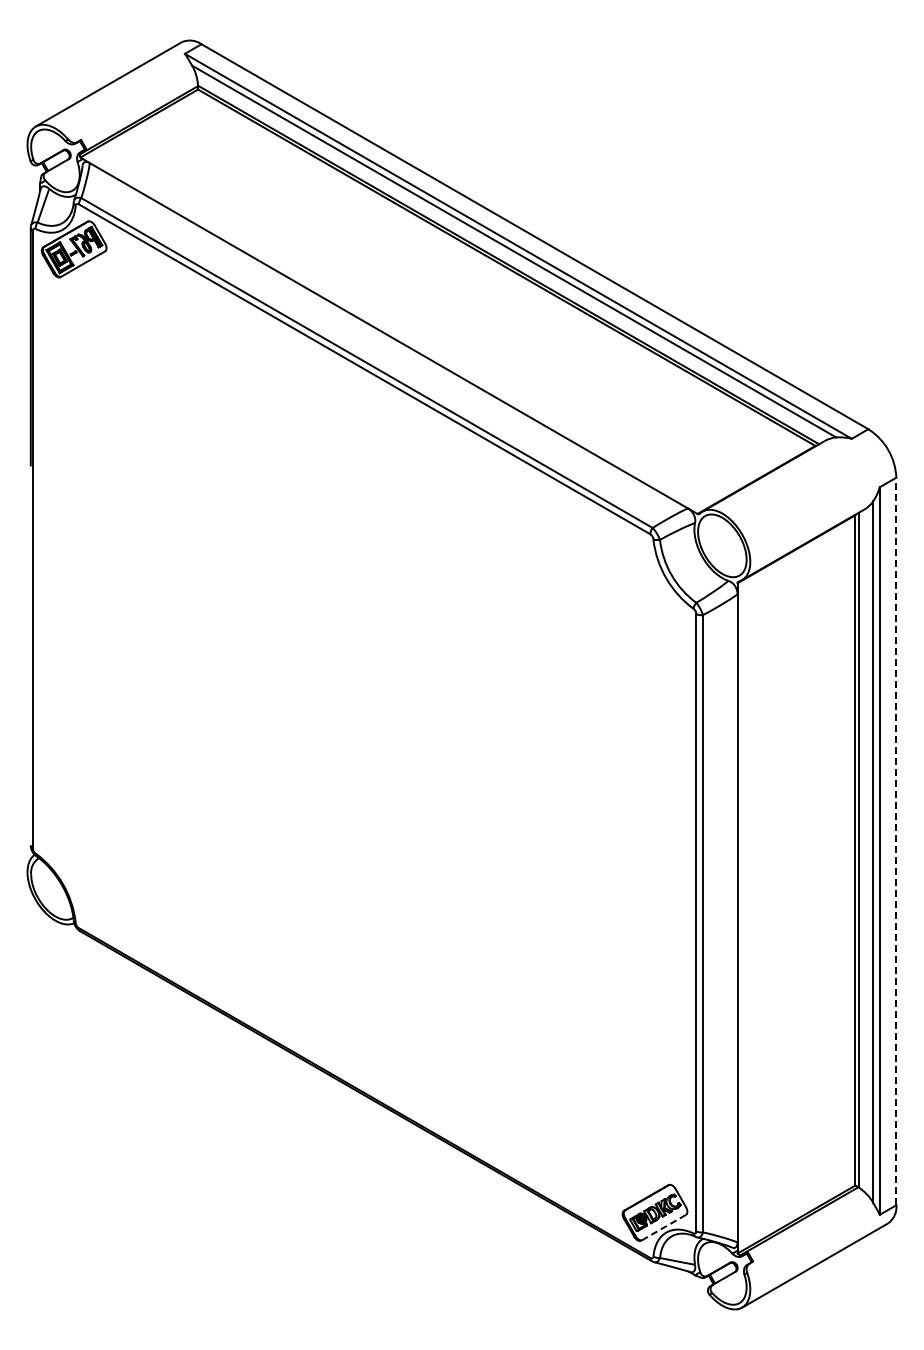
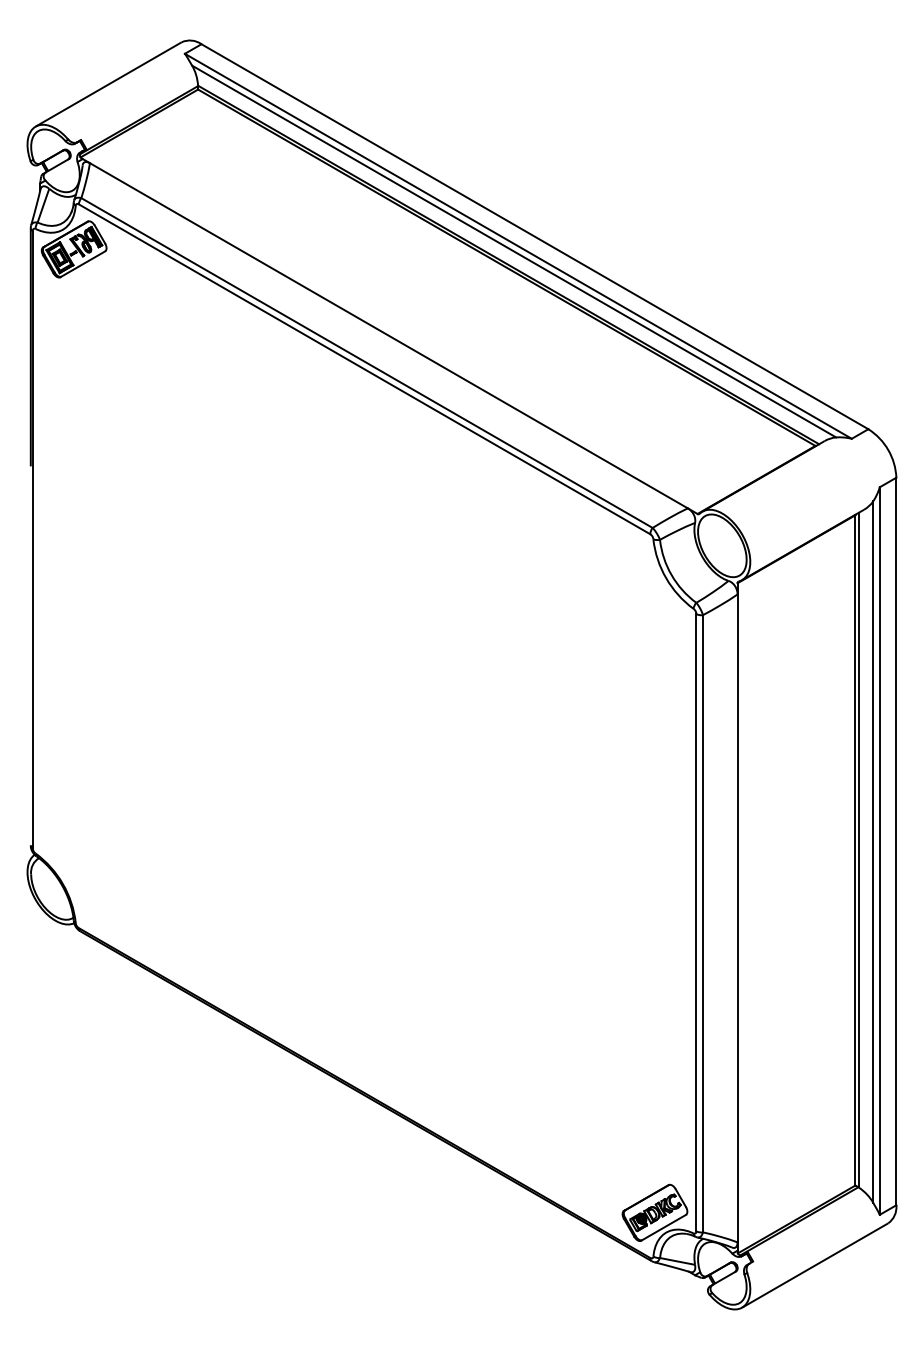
line: dashed -> solid (896, 841)
line: dashed -> solid (663, 1227)
